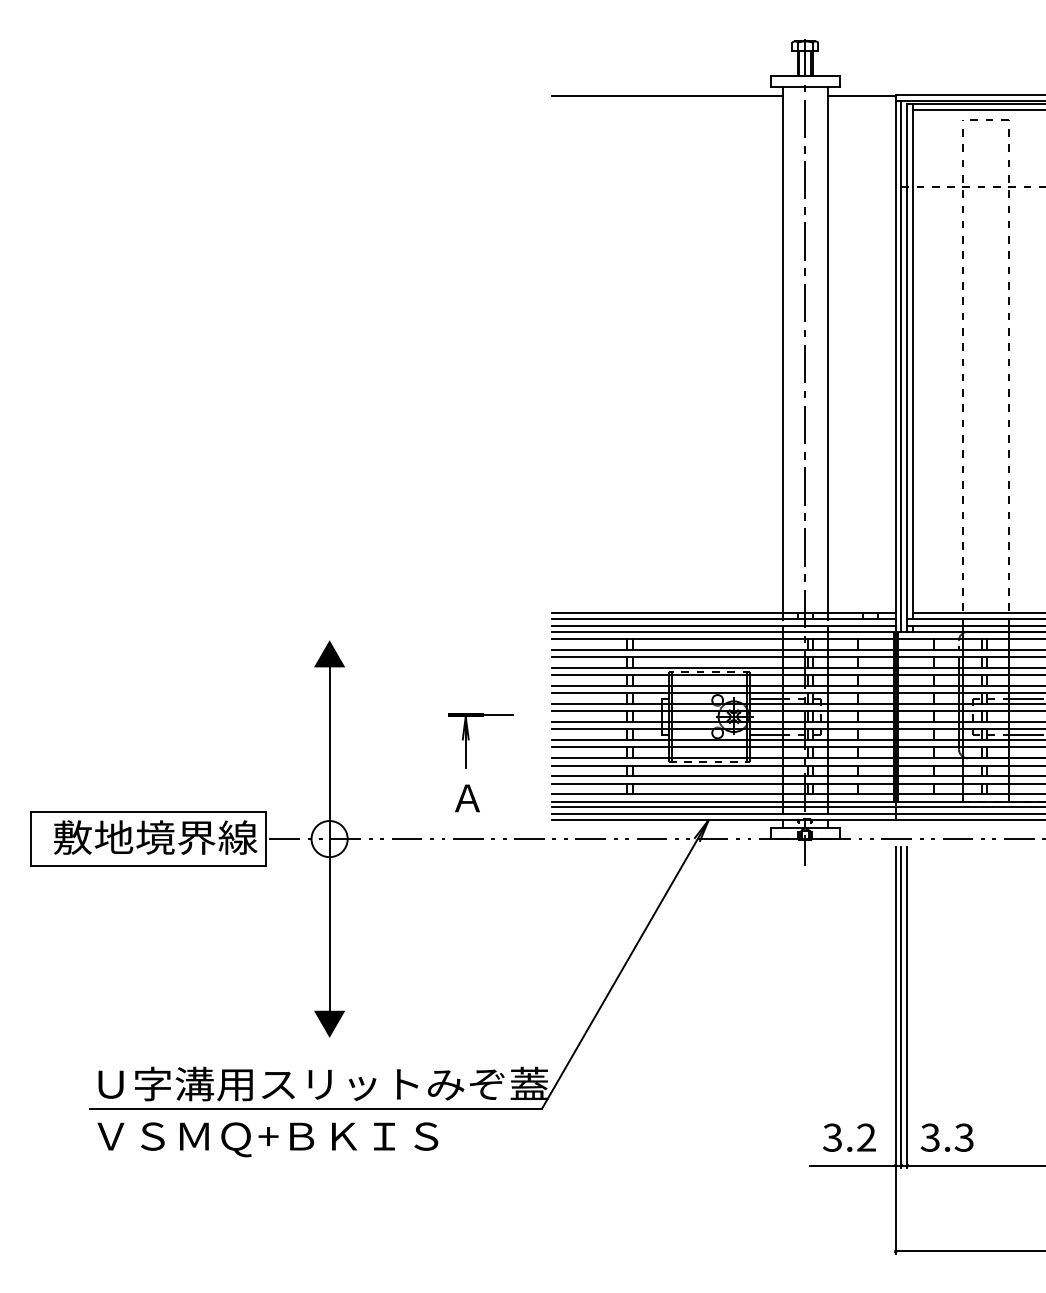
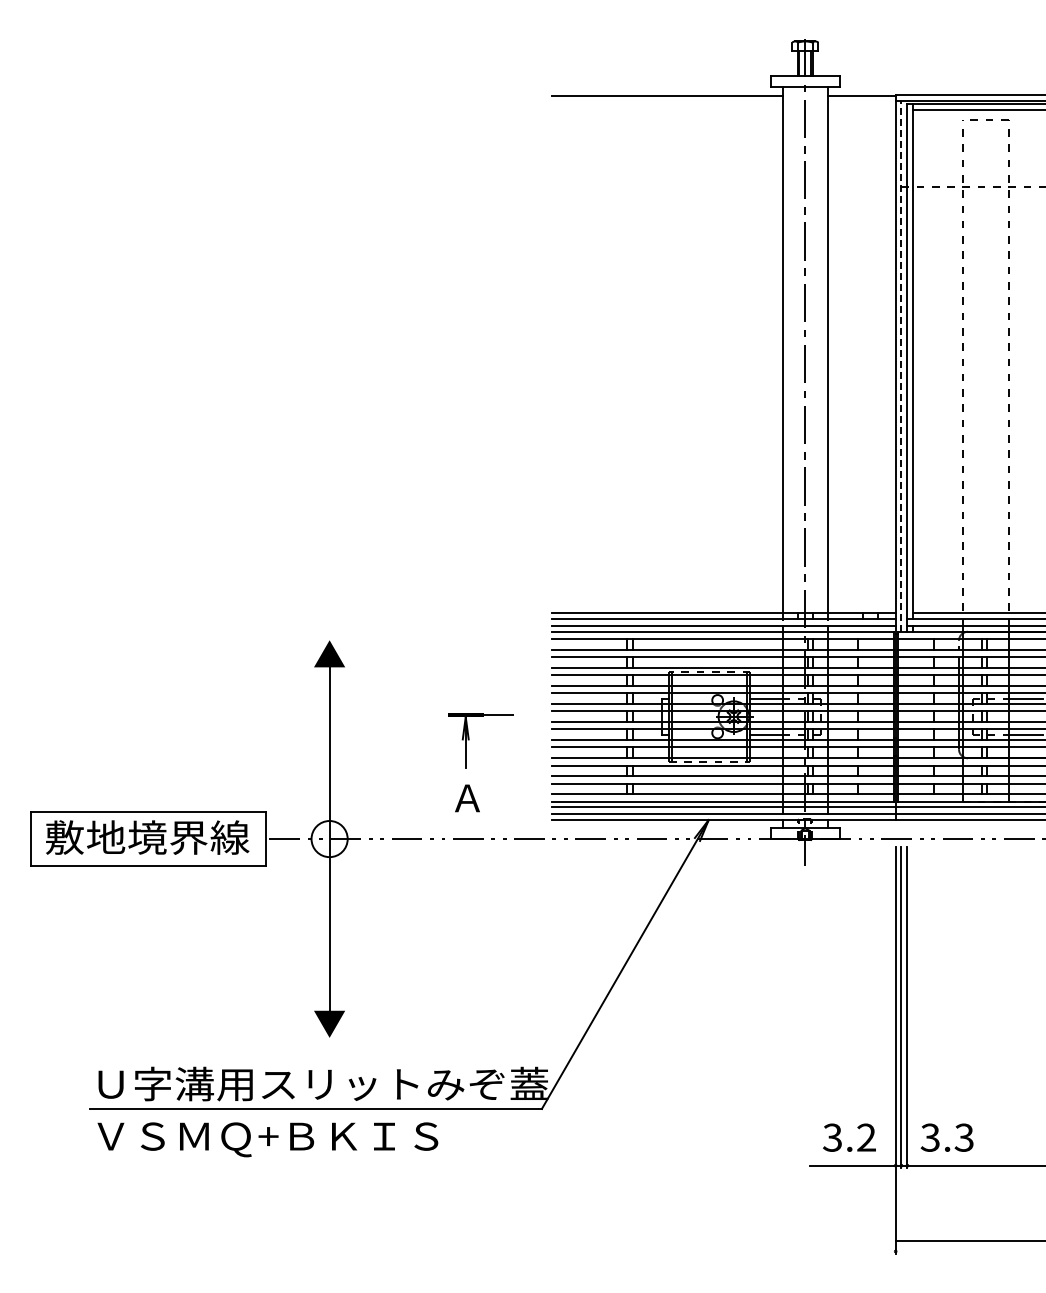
line: solid -> dashed (901, 365)
text position: (155, 837) -> (147, 837) (147, 837)
line position: (968, 1251) -> (968, 1241) (968, 1241)
